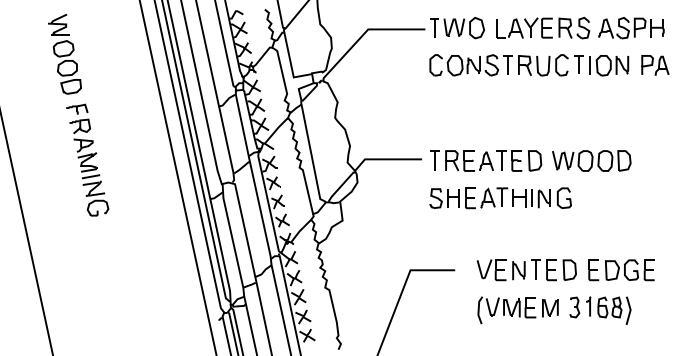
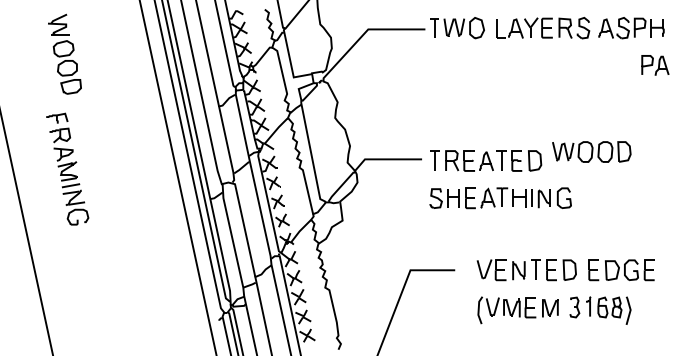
part: present -> none (529, 65)
part position: (87, 159) -> (67, 168) (67, 168)
part position: (591, 160) -> (591, 151) (591, 151)
